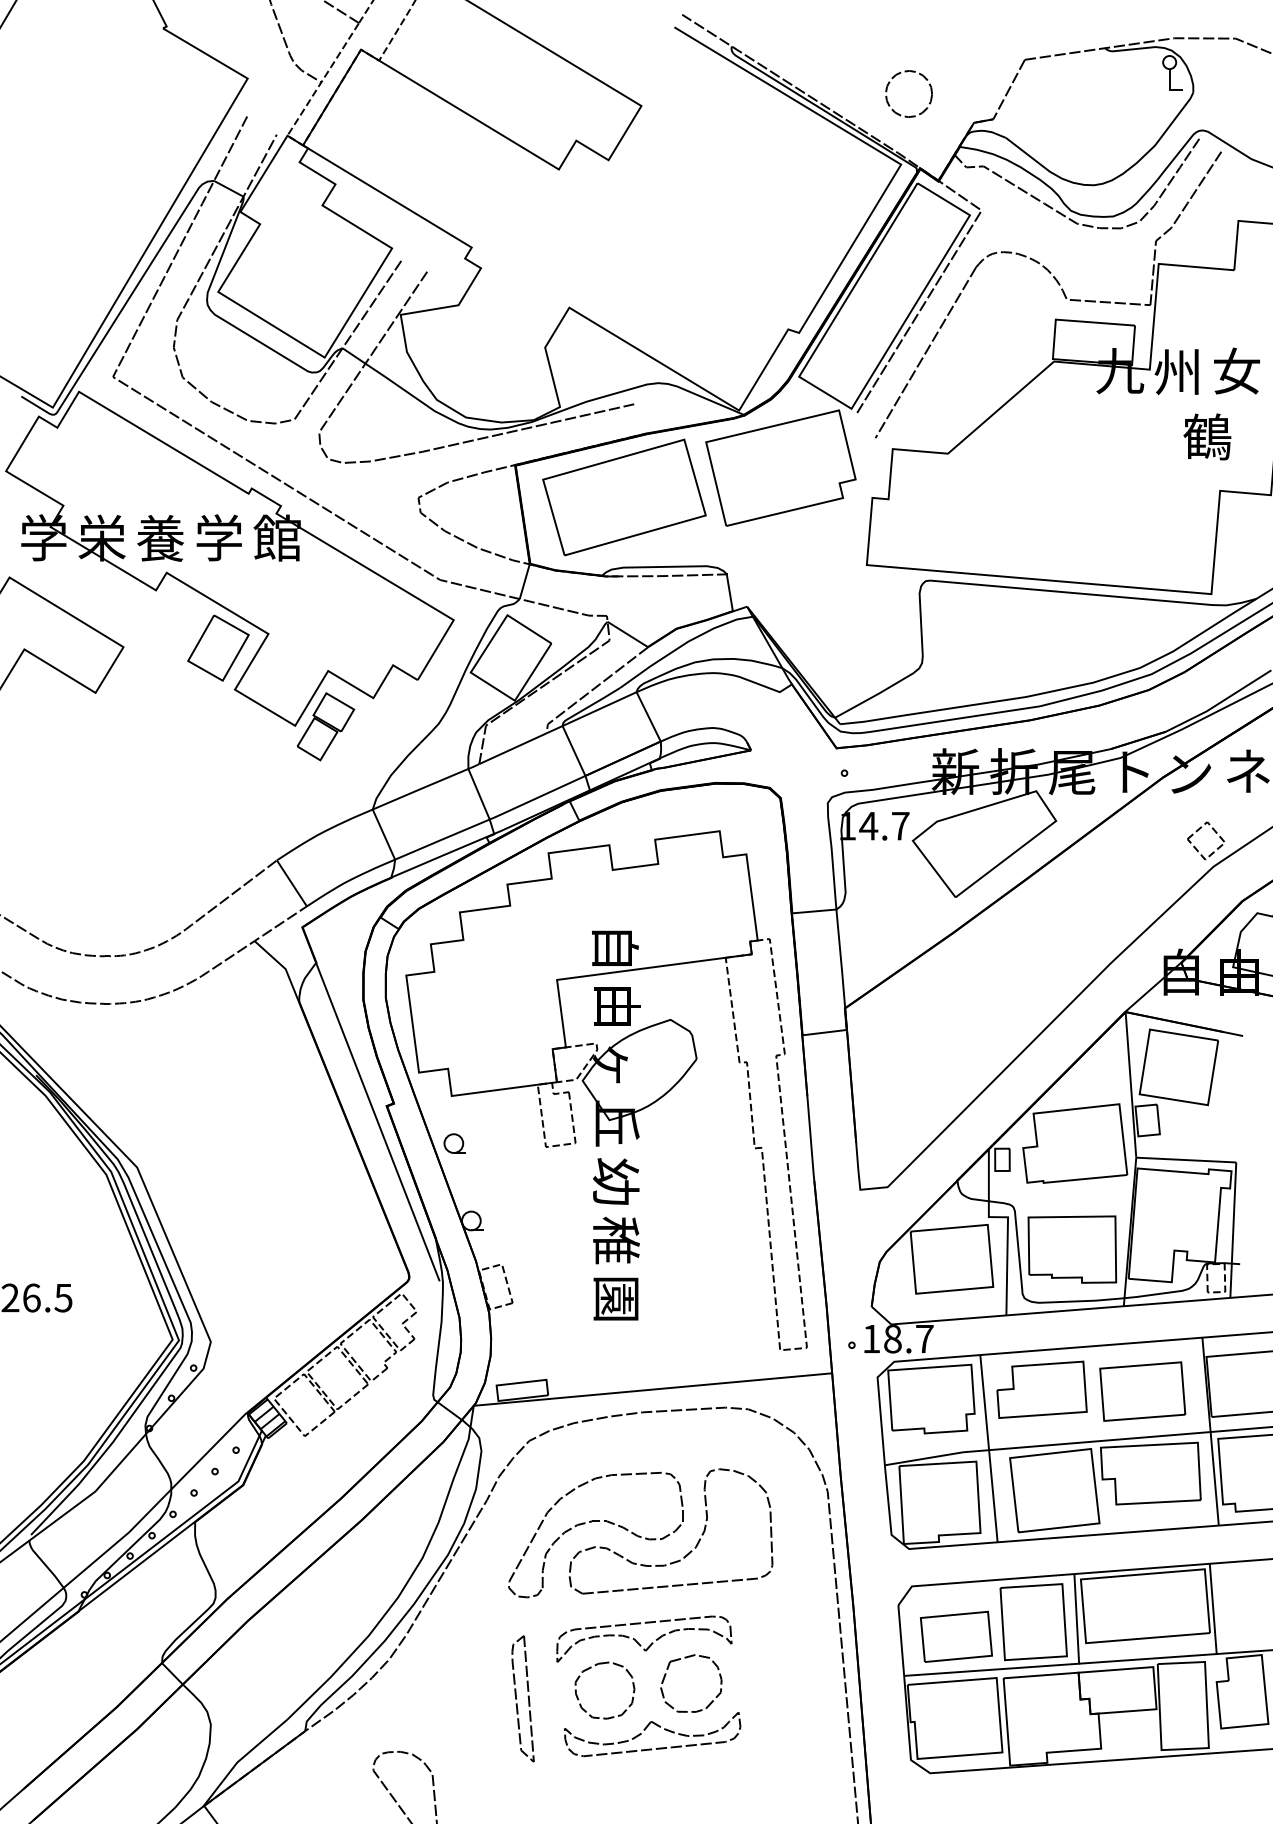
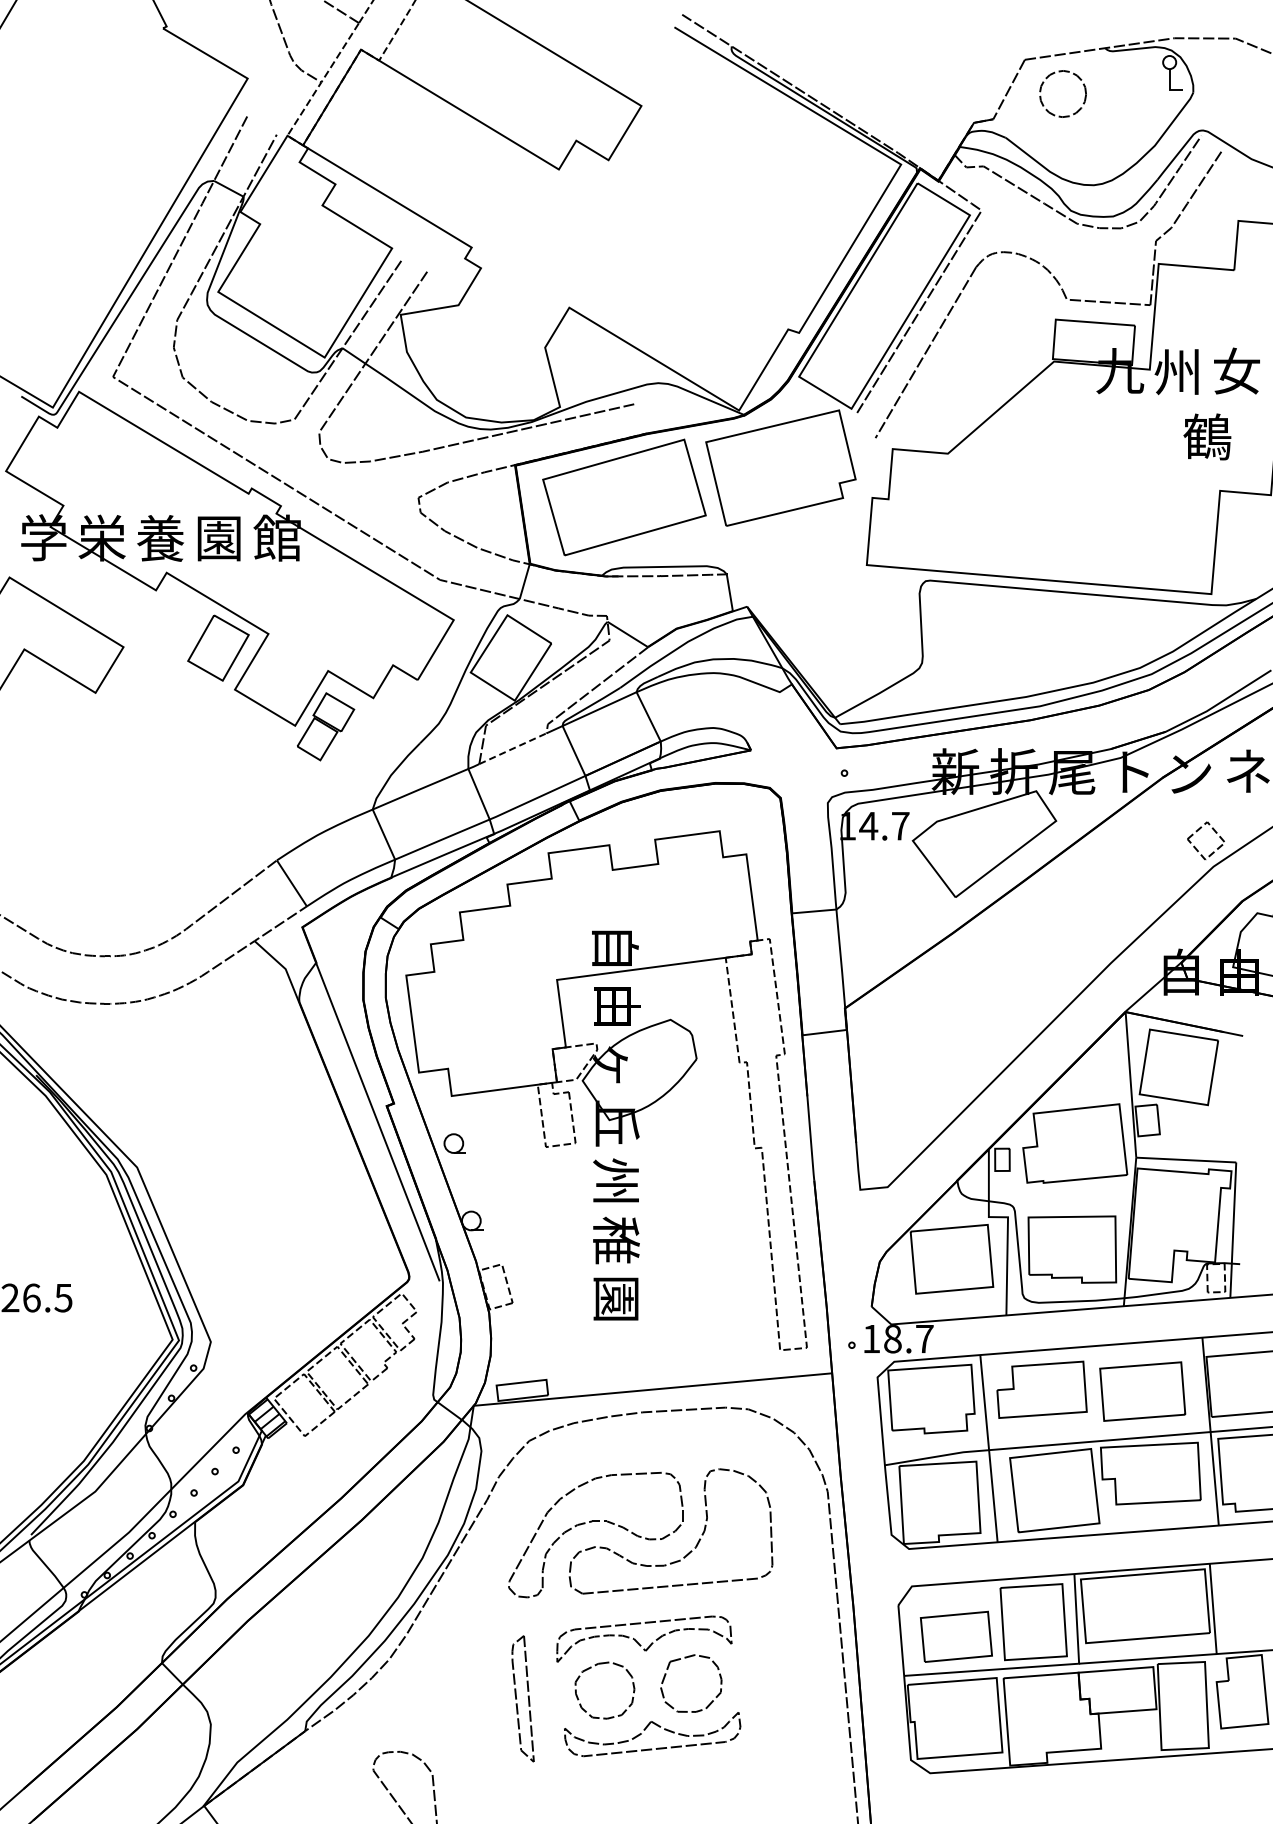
part position: (907, 72) -> (1061, 72) (1061, 72)
text: 学 -> 園 (218, 537)
line: solid -> dashed (512, 748)
text: 幼 -> 州 (615, 1181)
